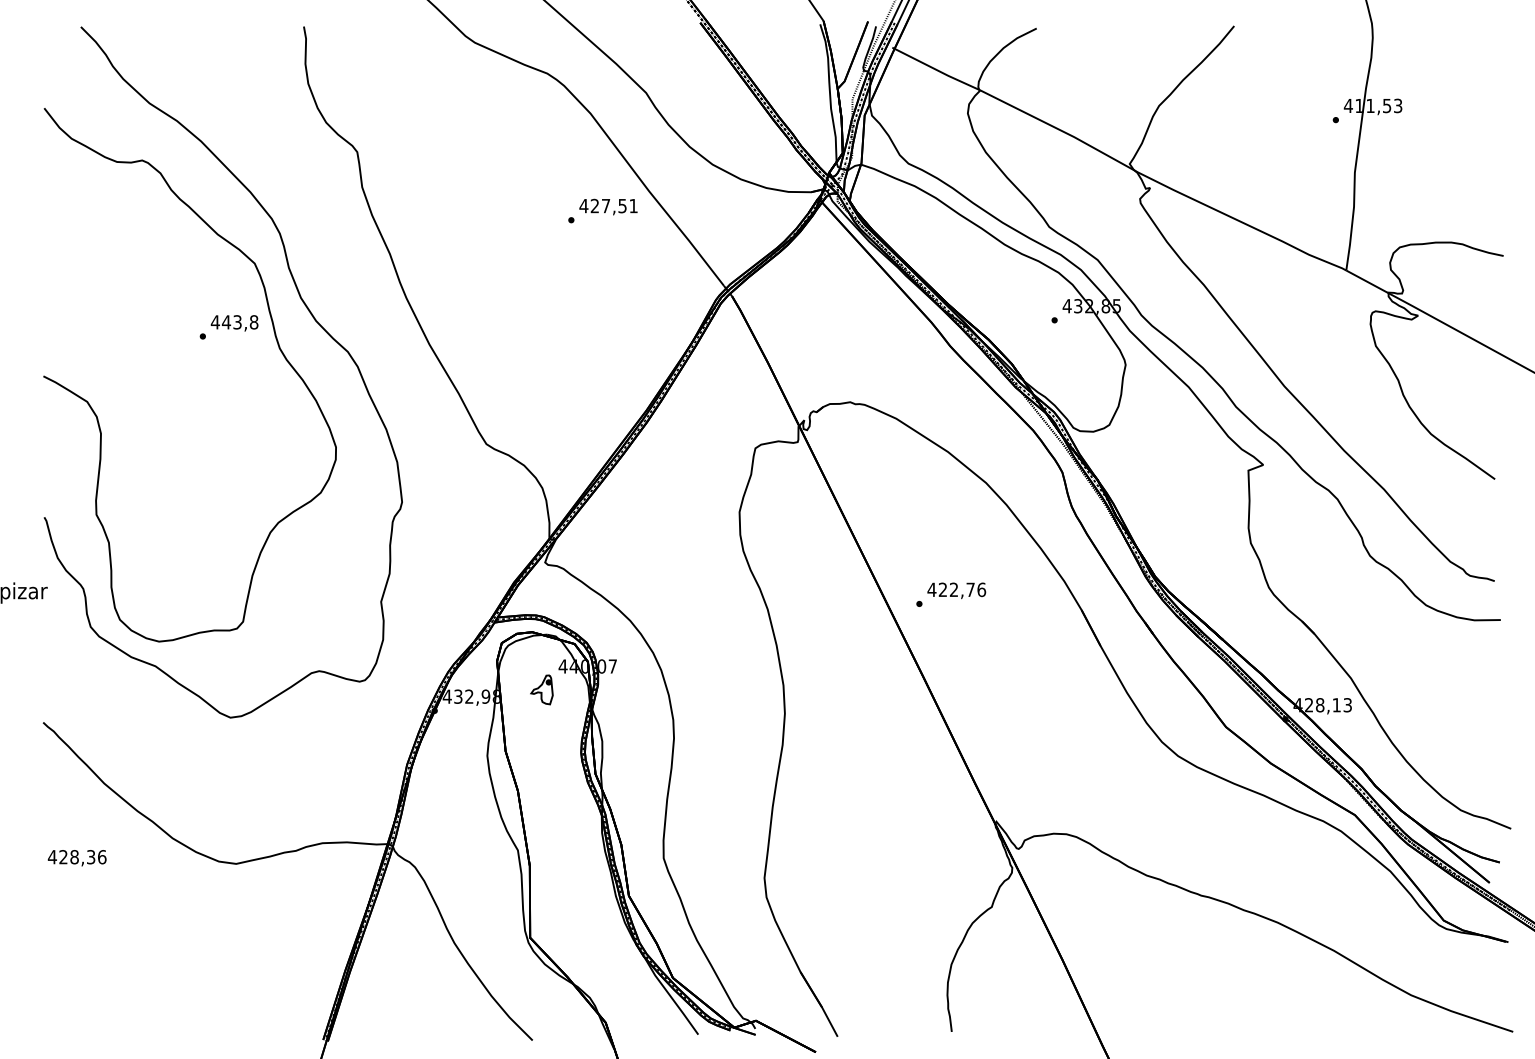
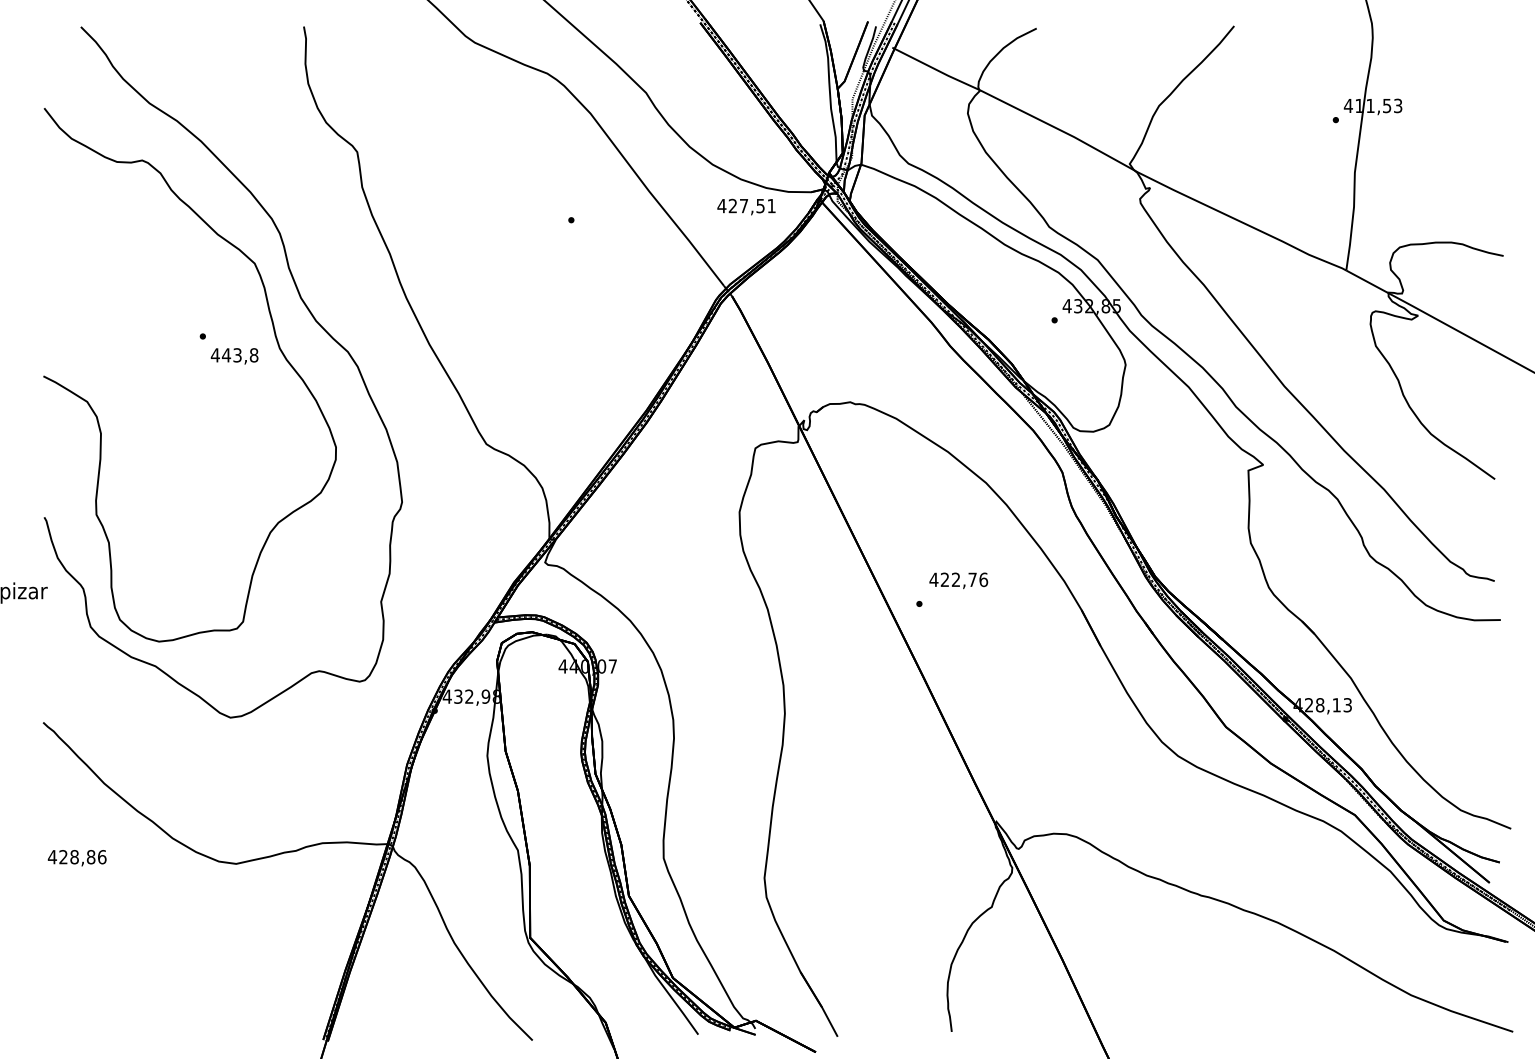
text position: (608, 206) -> (746, 206) (746, 206)
text position: (234, 323) -> (234, 356) (234, 356)
text position: (956, 590) -> (958, 580) (958, 580)
part: present -> none (541, 689)
text: 428,36 -> 428,86 (90, 857)
